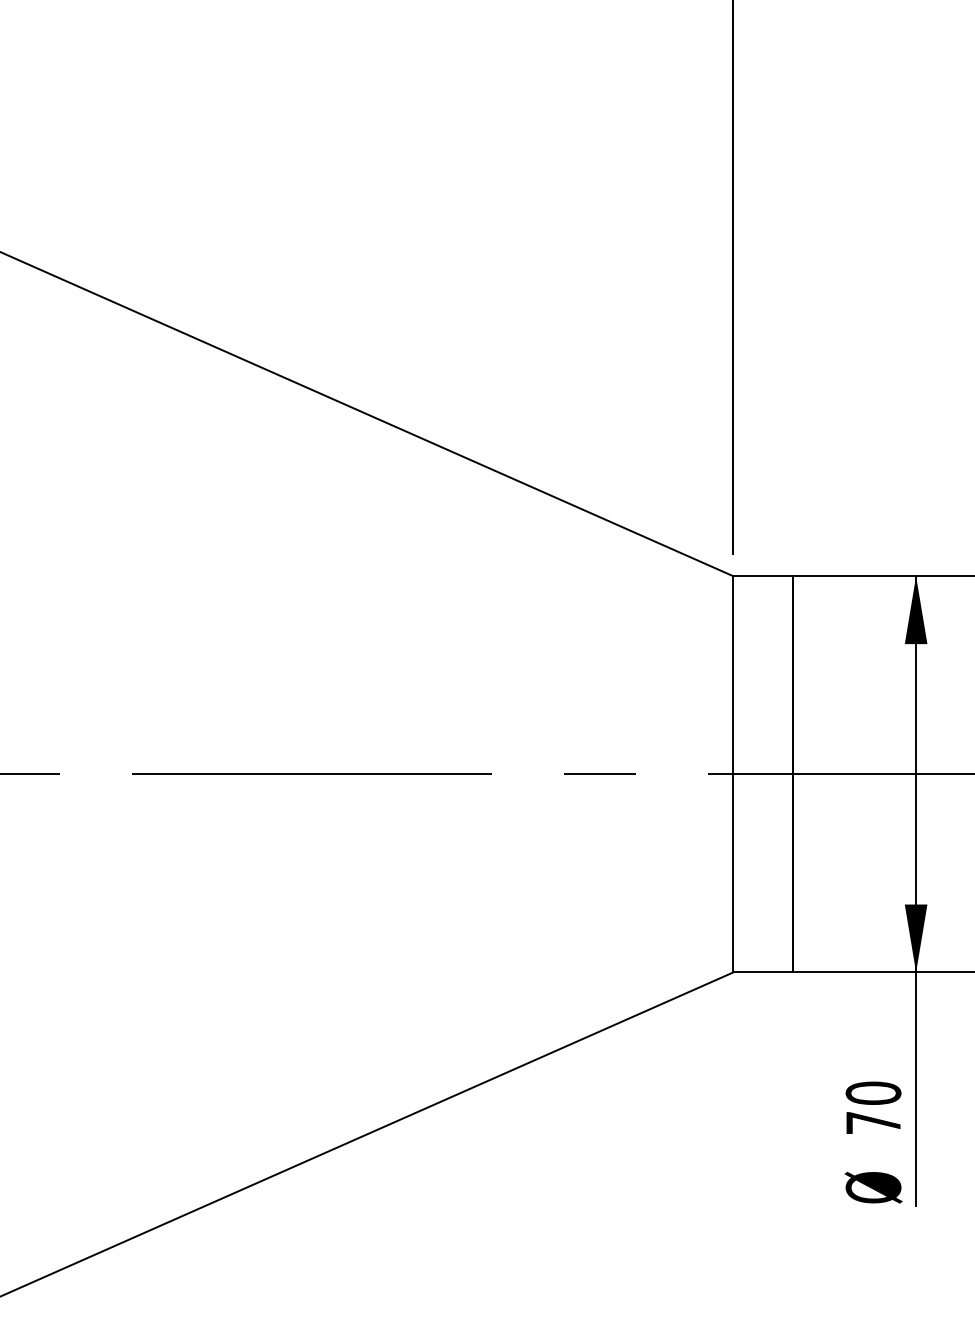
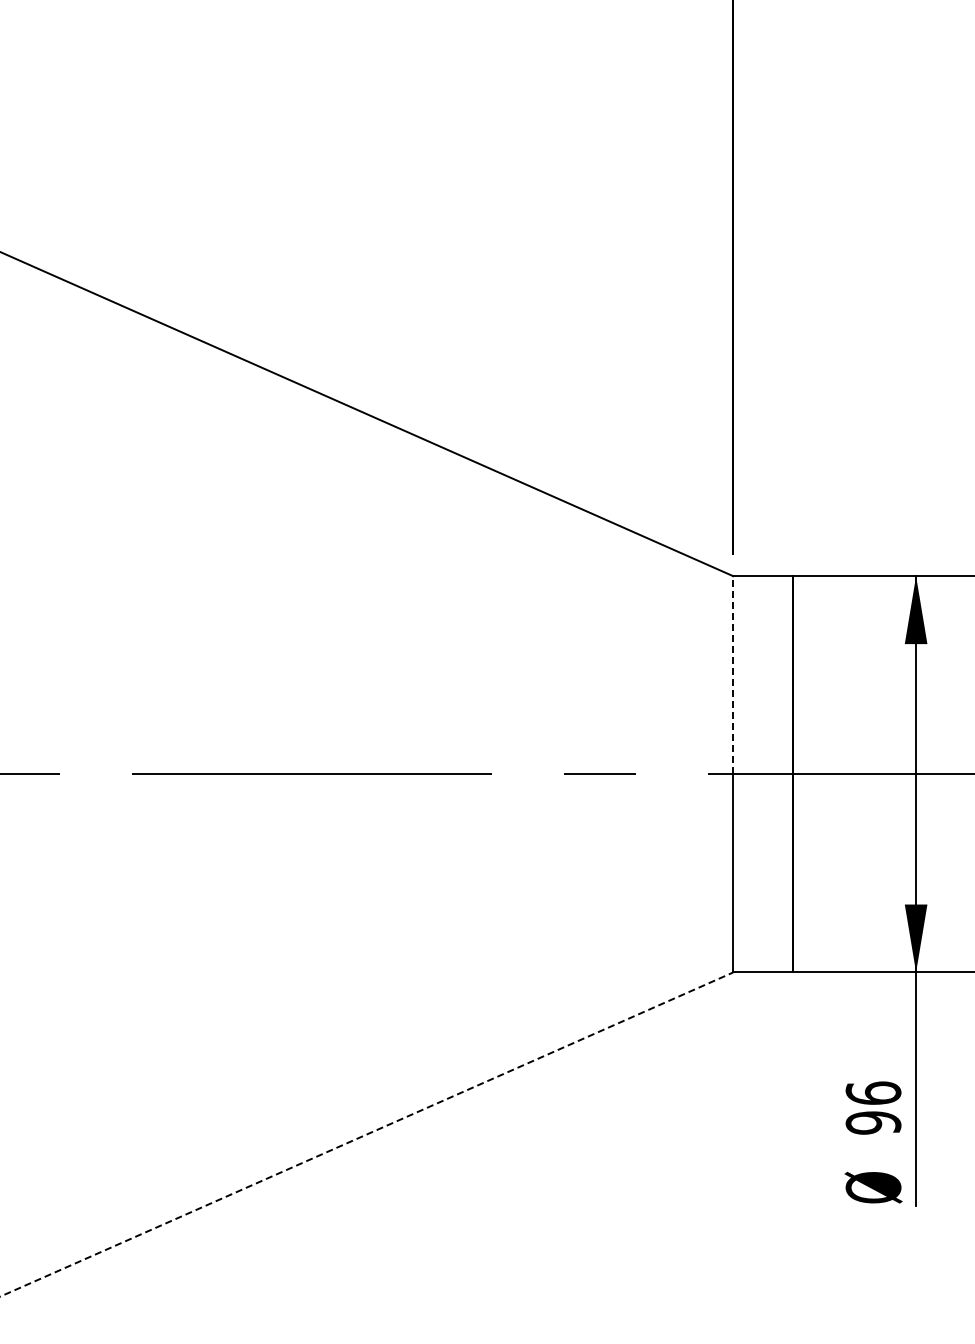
line: solid -> dashed (733, 674)
text: 70 -> 96 (873, 1107)
line: solid -> dashed (367, 1134)
